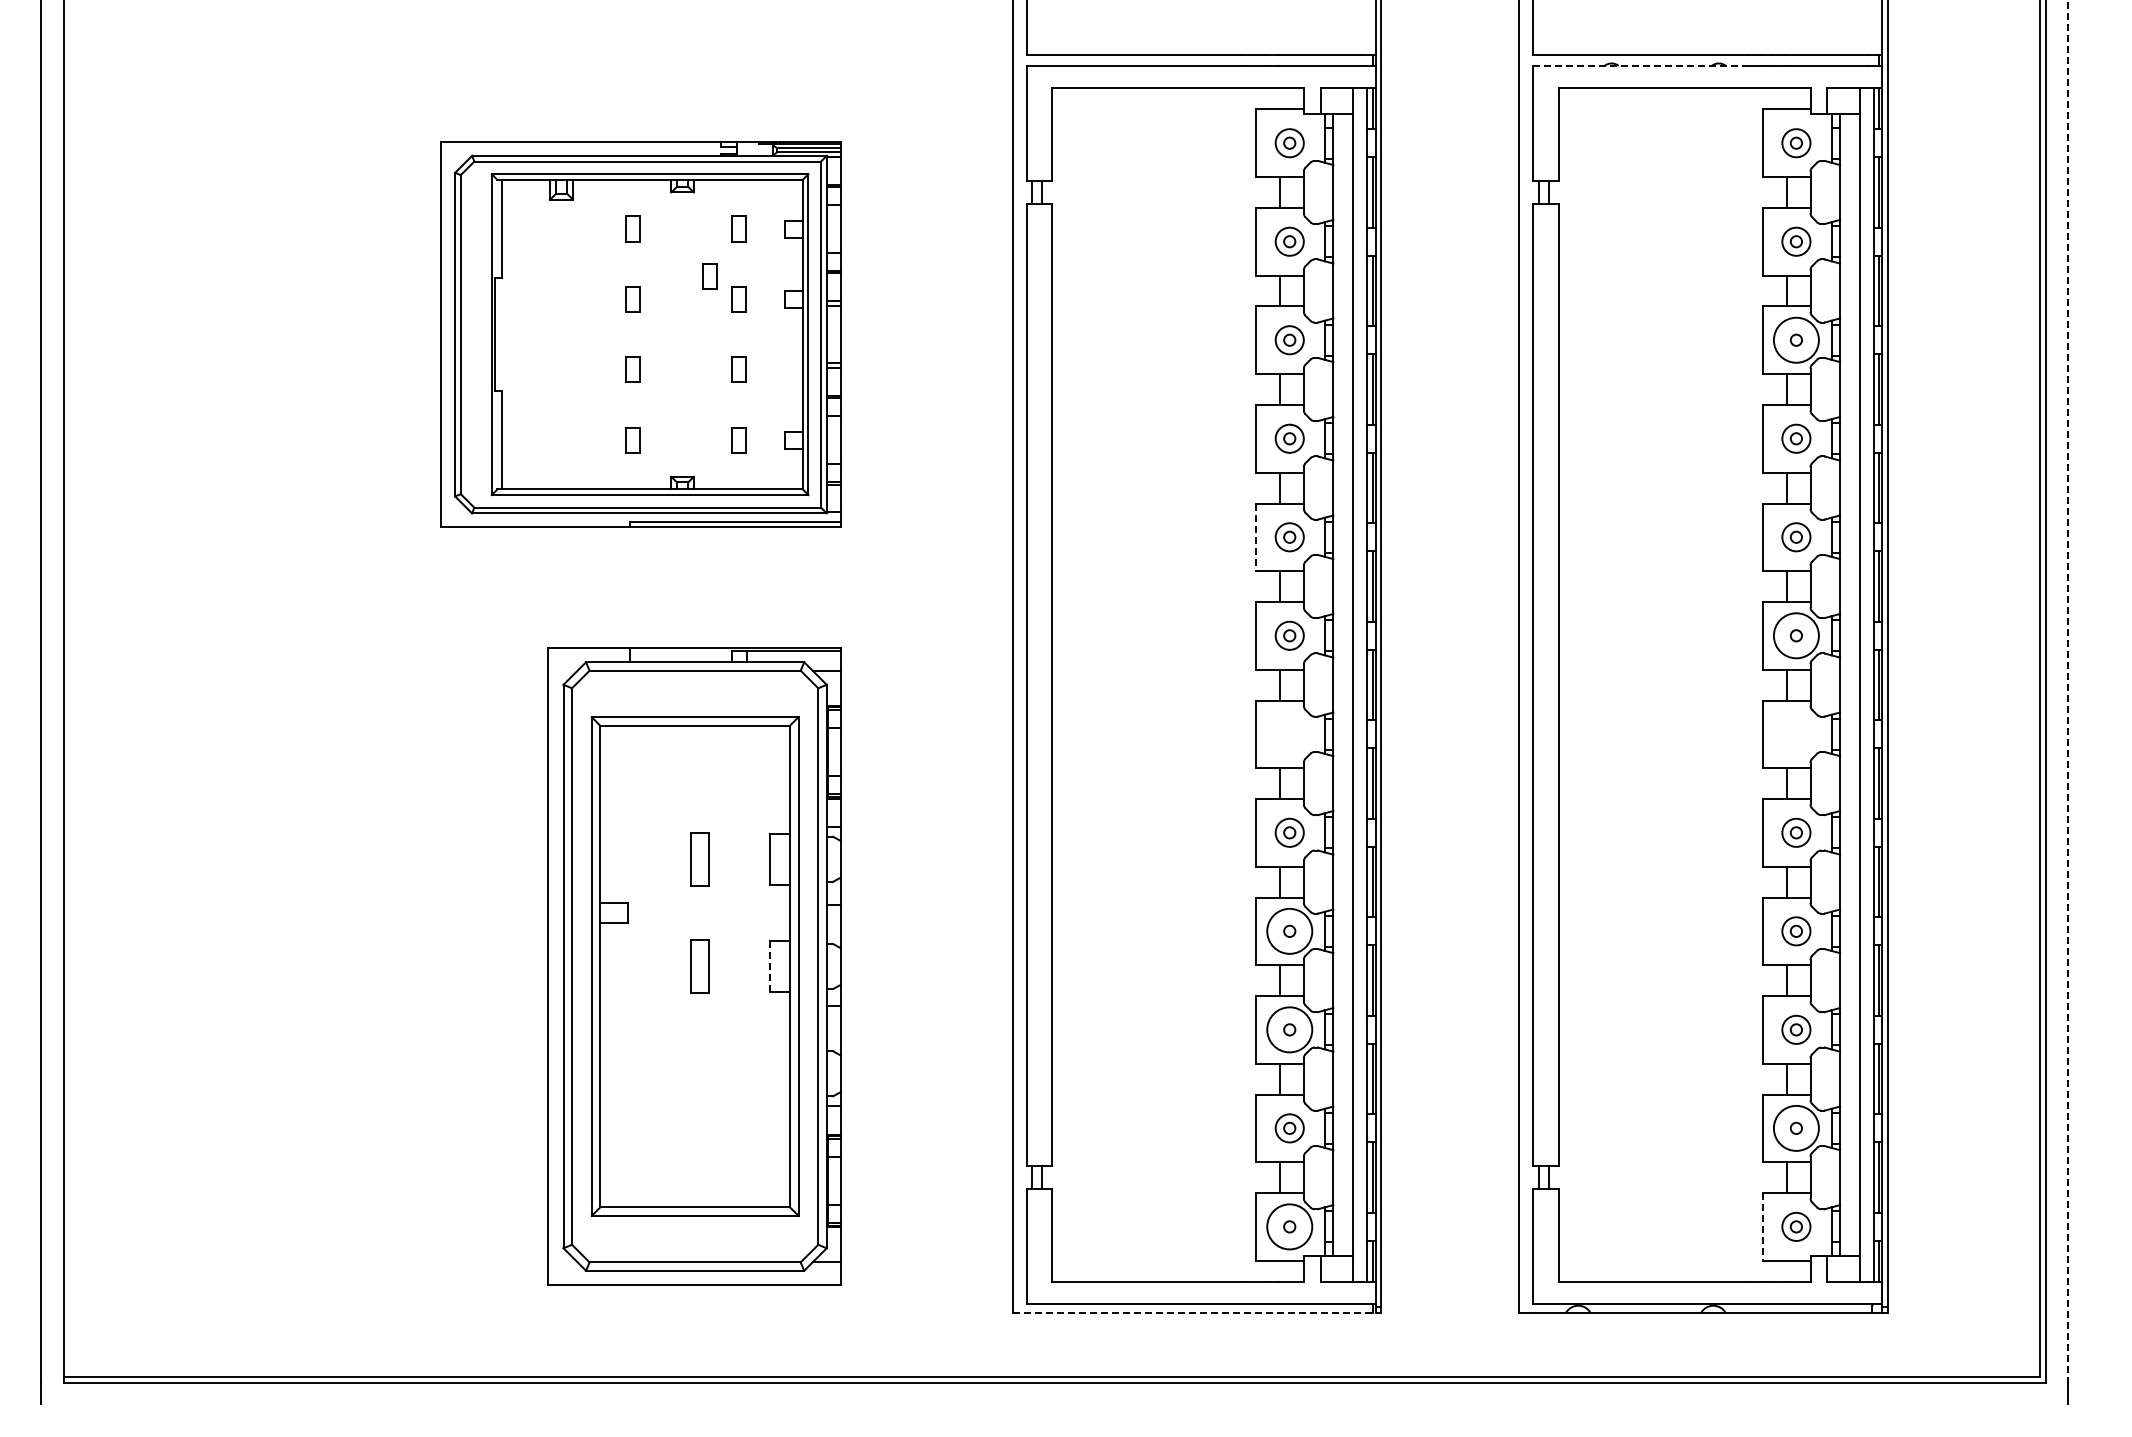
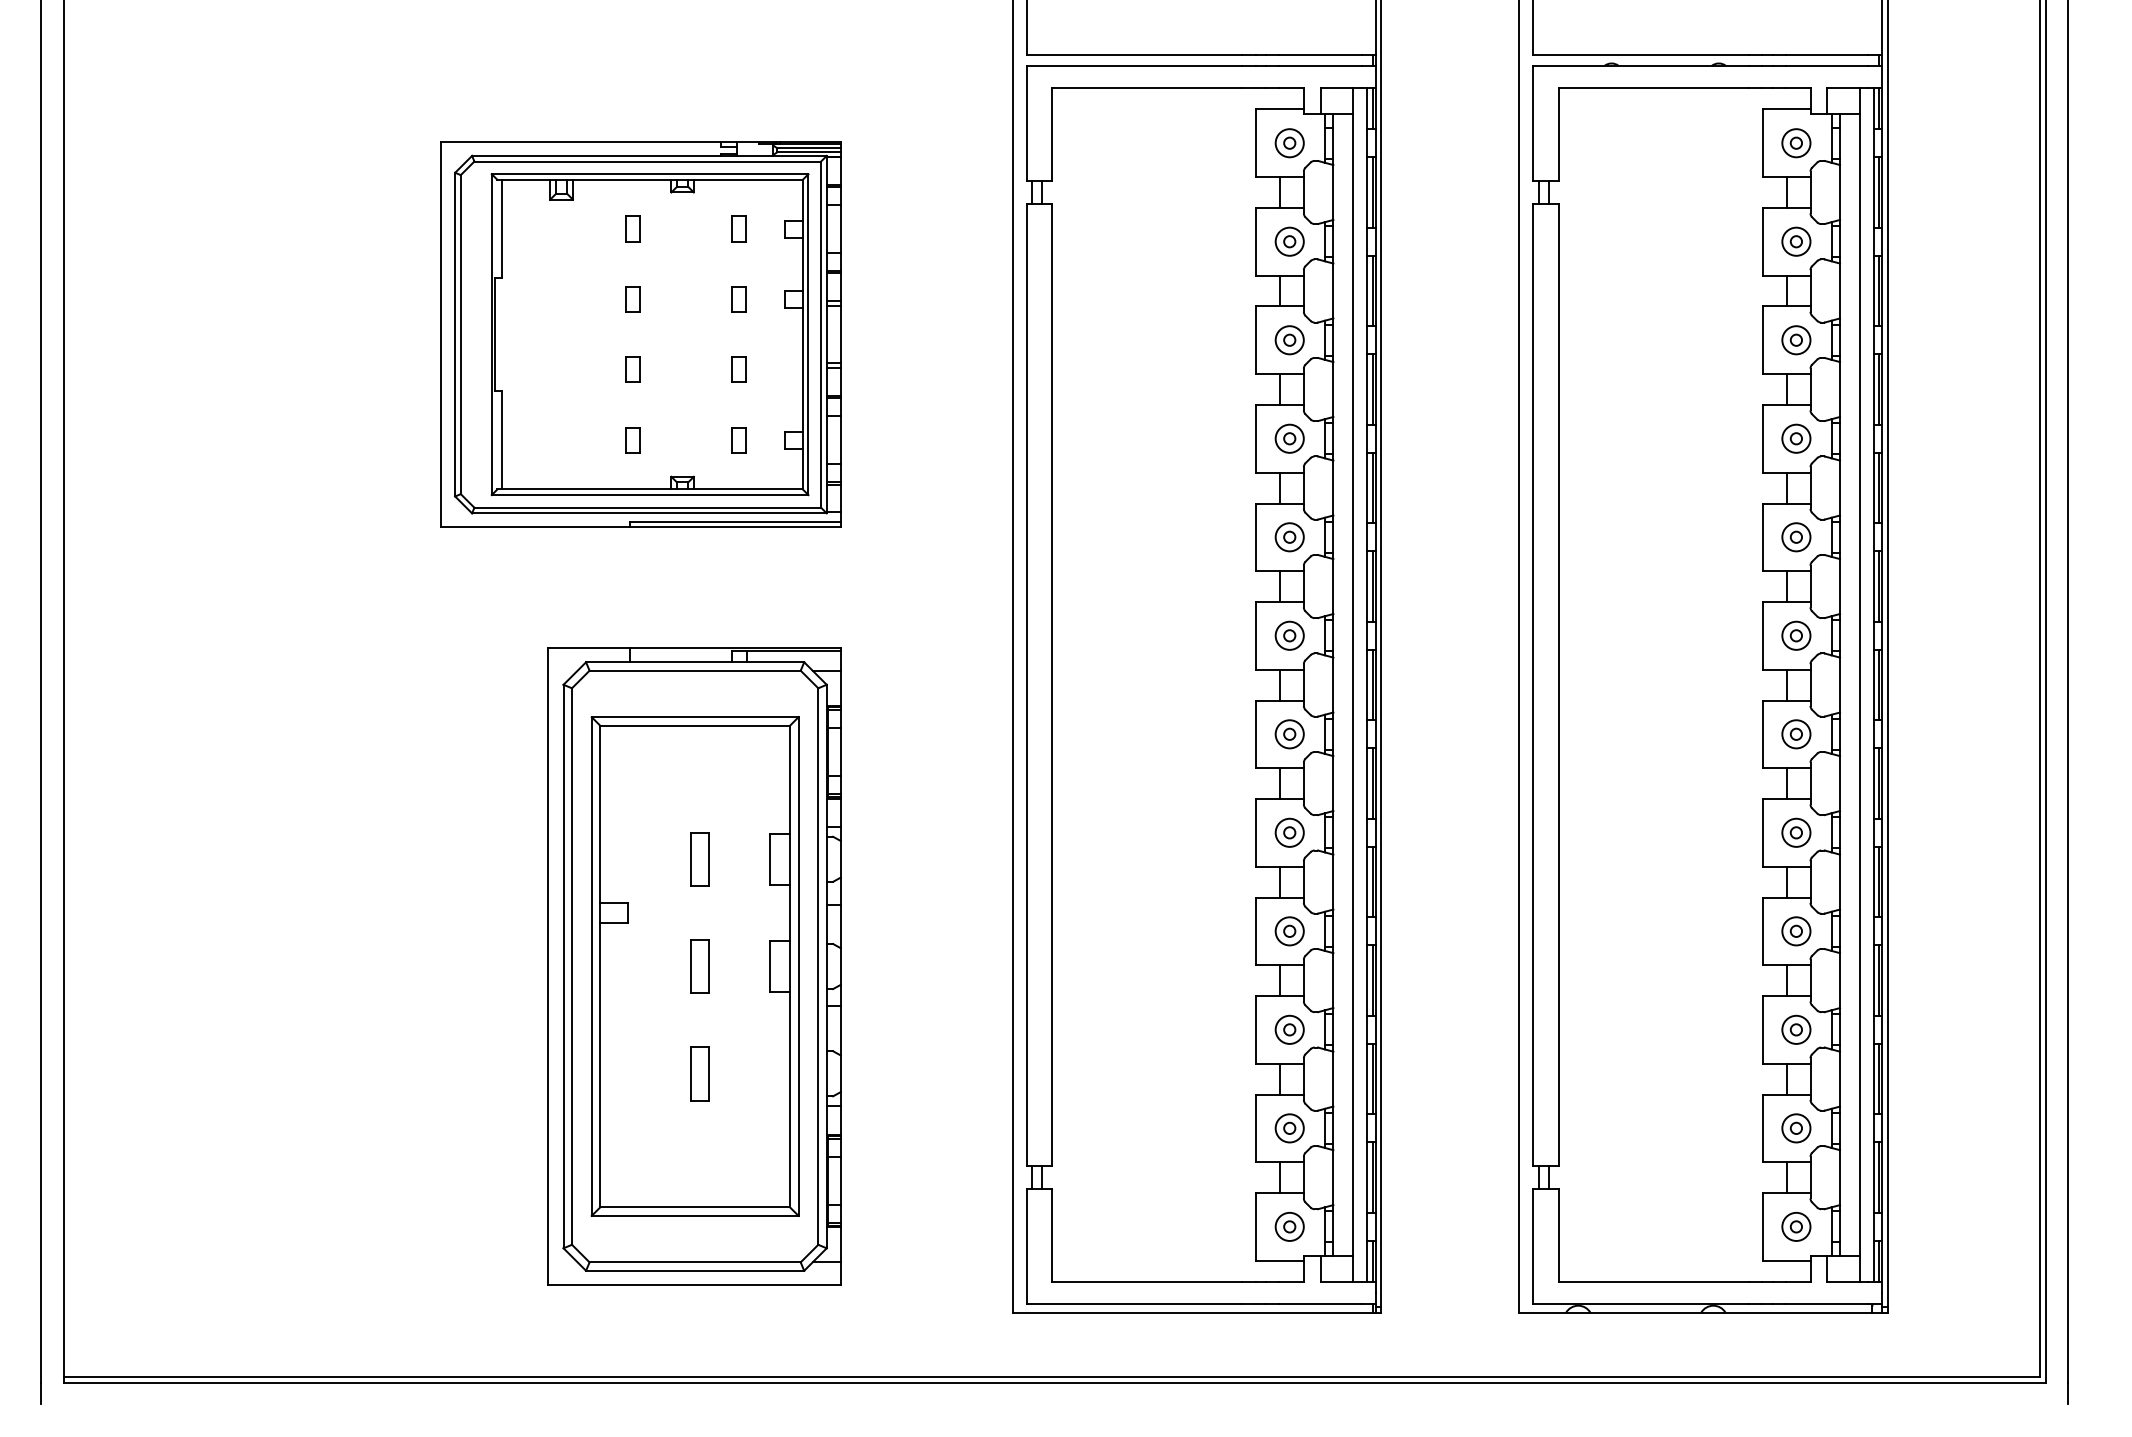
line: dashed -> solid (1640, 65)
part: present -> none (709, 276)
circle diameter: 45 px -> 28 px (1796, 340)
line: dashed -> solid (1255, 537)
circle diameter: 45 px -> 28 px (1796, 635)
line: dashed -> solid (2068, 692)
part: none -> present (1289, 734)
part: none -> present (1796, 734)
circle diameter: 45 px -> 28 px (1289, 931)
line: dashed -> solid (770, 967)
circle diameter: 45 px -> 28 px (1289, 1029)
part: none -> present (699, 1073)
circle diameter: 45 px -> 28 px (1796, 1128)
circle diameter: 45 px -> 28 px (1289, 1226)
line: dashed -> solid (1762, 1226)
line: dashed -> solid (1197, 1312)
